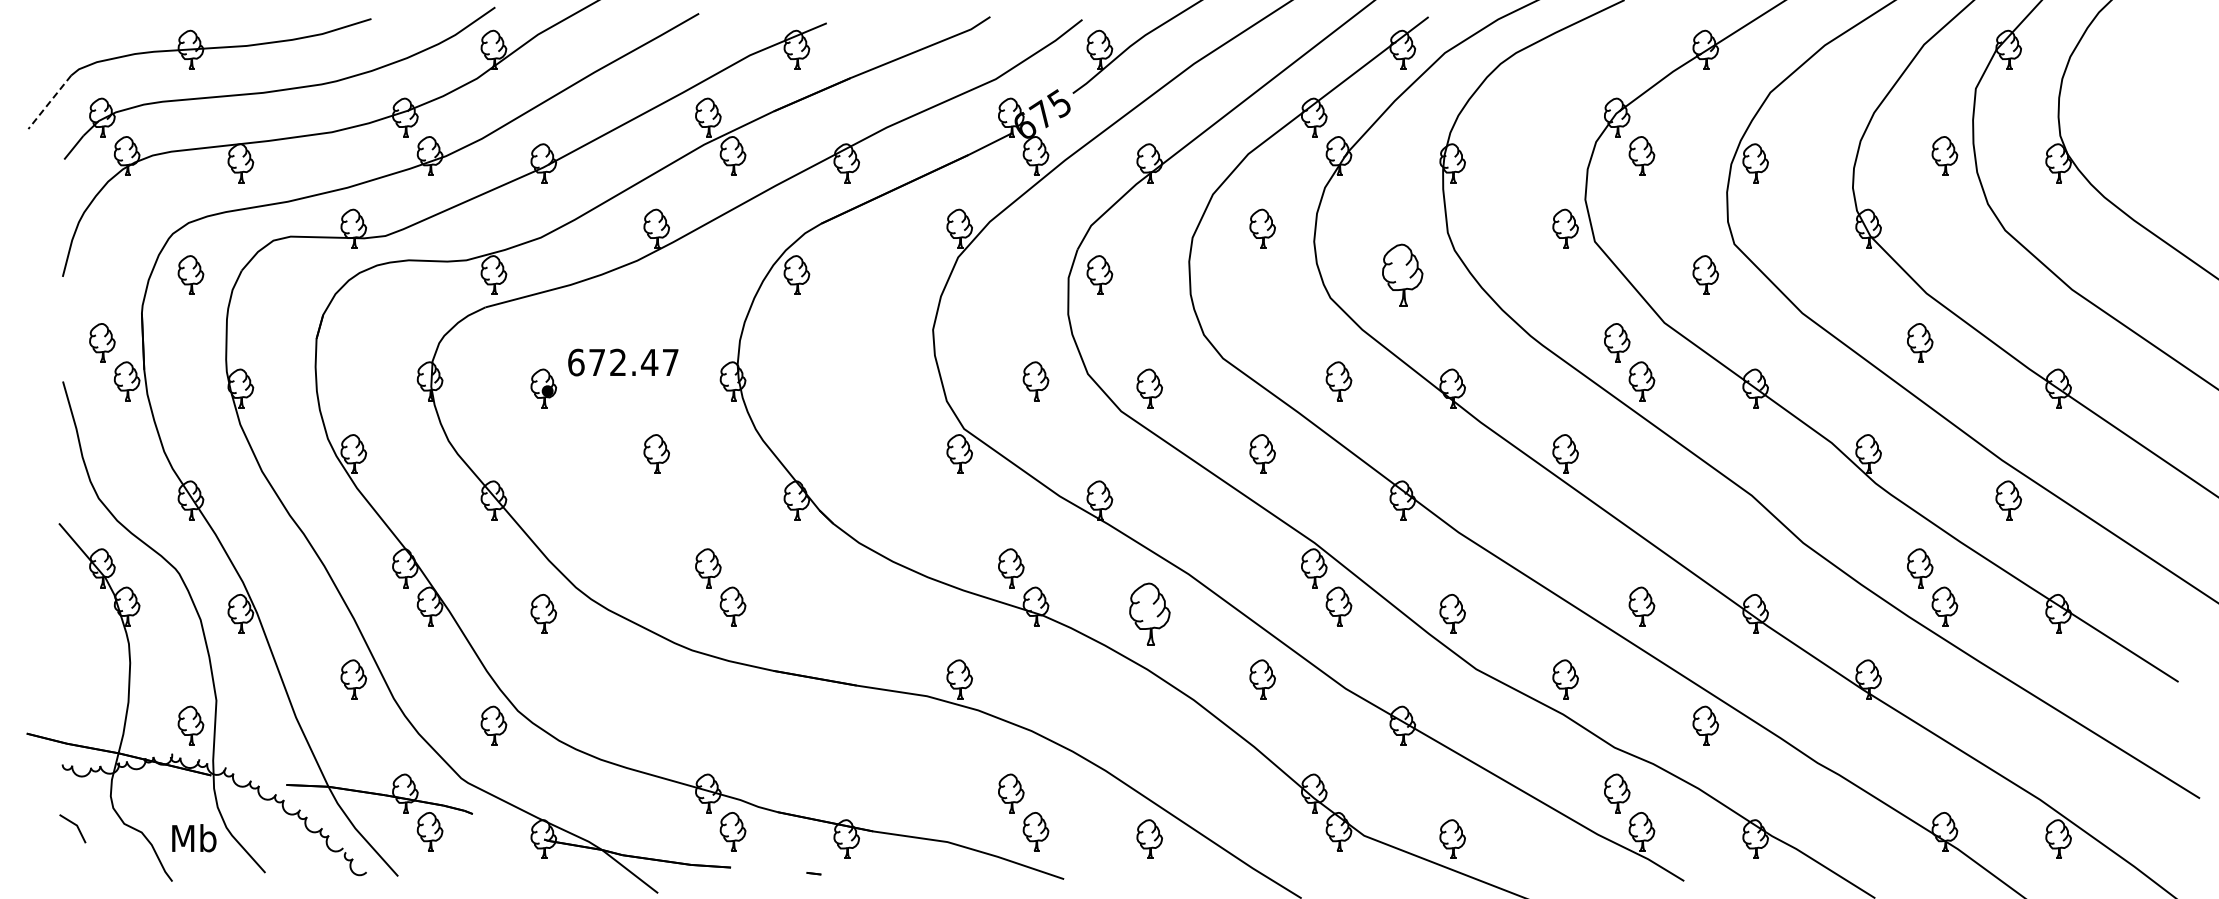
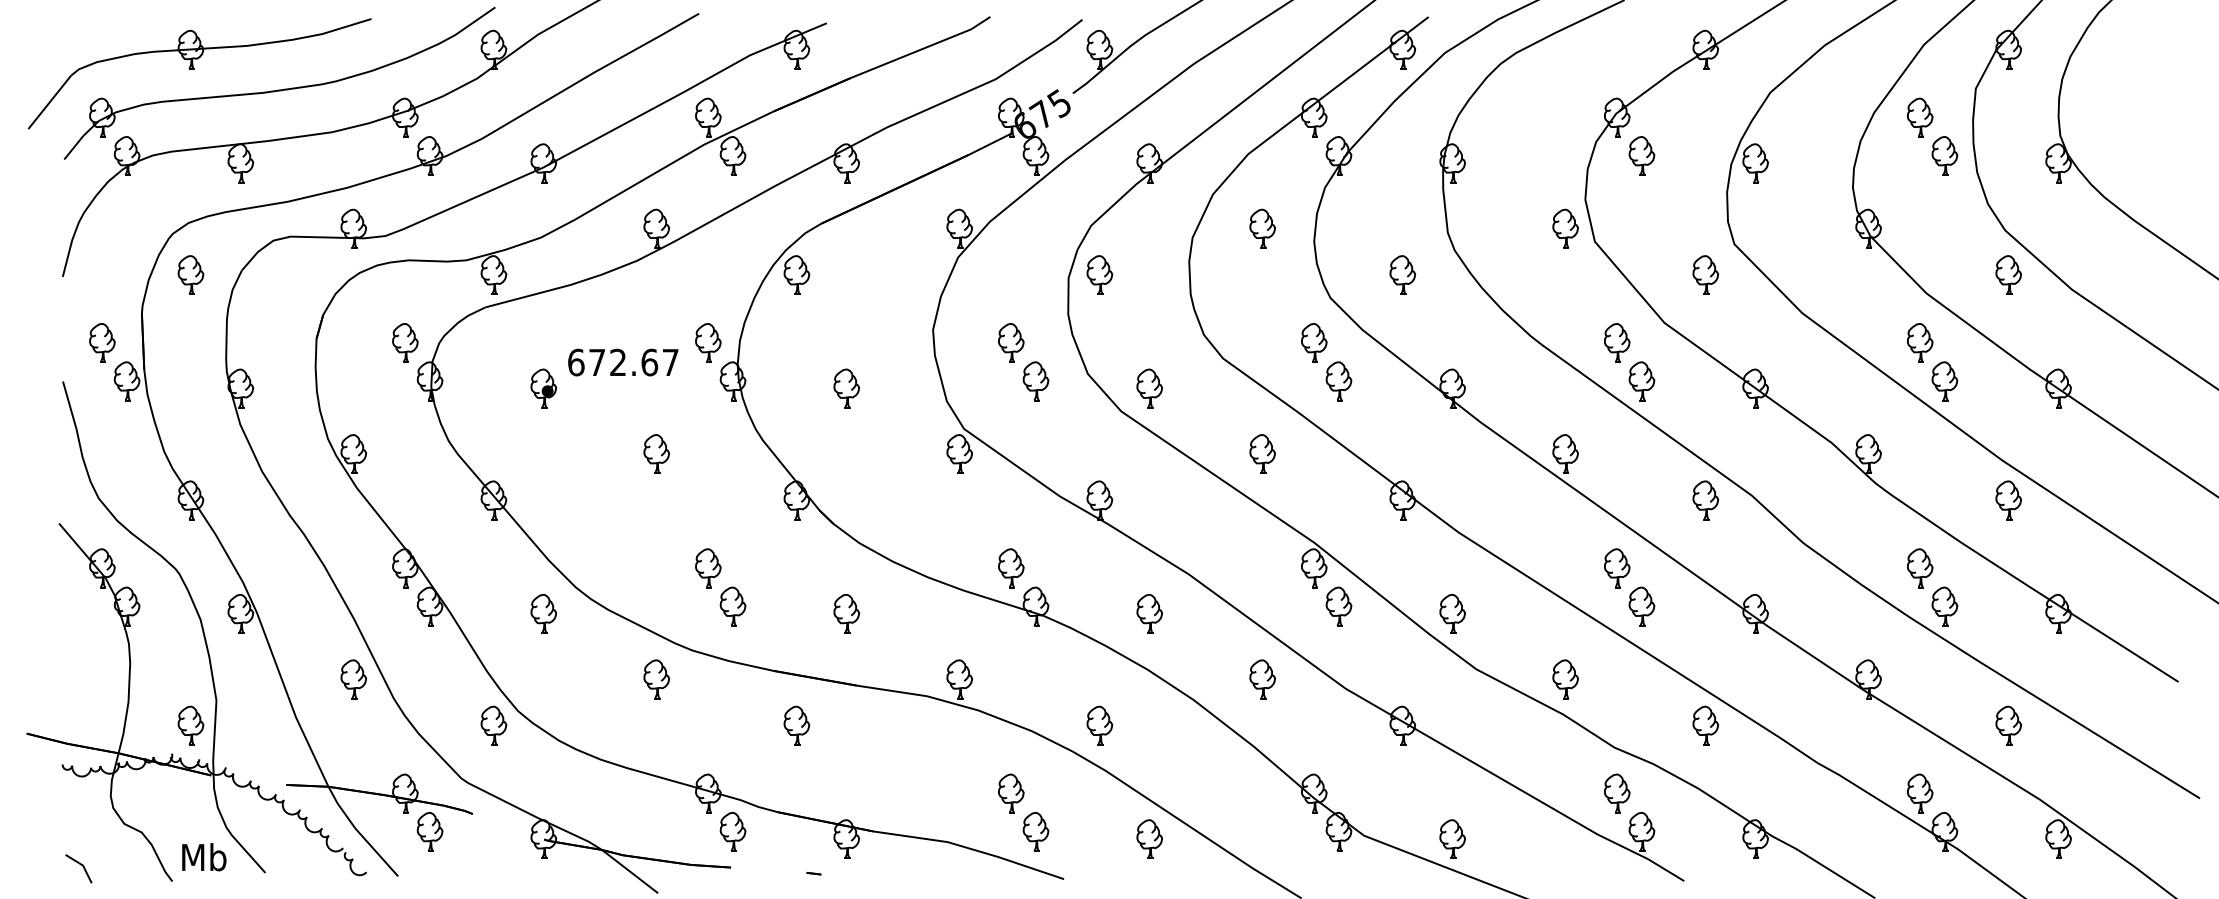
line: dashed -> solid (49, 102)
part: none -> present (1920, 117)
part size: 42x64 px -> 28x40 px (1402, 274)
part: none -> present (2008, 274)
part: none -> present (405, 342)
part: none -> present (708, 342)
part: none -> present (1011, 342)
part: none -> present (1314, 342)
text: 672.47 -> 672.67 (649, 362)
part: none -> present (1944, 381)
part: none -> present (846, 388)
part: none -> present (1705, 500)
part: none -> present (1617, 568)
part: none -> present (846, 613)
part size: 42x64 px -> 27x41 px (1149, 613)
part: none -> present (656, 679)
part: none -> present (796, 725)
part: none -> present (1099, 725)
part: none -> present (2008, 725)
part: none -> present (1920, 793)
line position: (74, 825) -> (80, 865) (80, 865)
text position: (194, 838) -> (204, 857) (204, 857)
